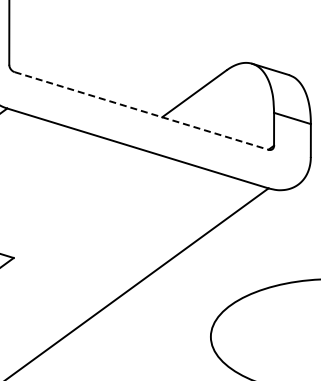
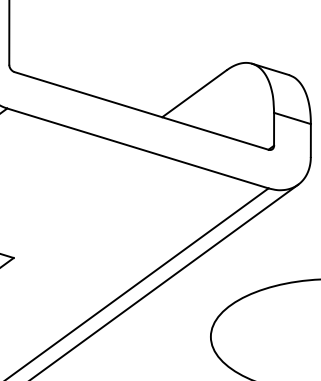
line: dashed -> solid (141, 110)
line: none -> present (165, 280)
